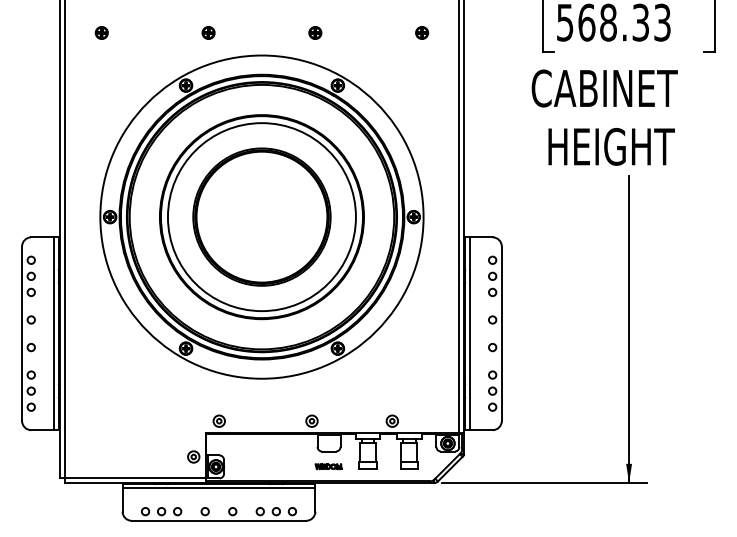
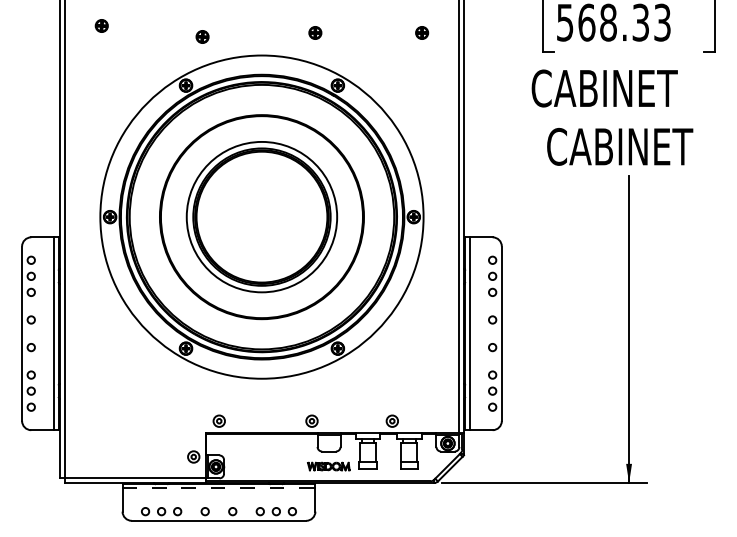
part position: (101, 32) -> (101, 25) (101, 25)
part position: (208, 32) -> (202, 36) (202, 36)
text: HEIGHT -> CABINET (620, 146)
circle diameter: 188 px -> 150 px (261, 216)
part size: 29x8 px -> 44x11 px (328, 466)
line: solid -> dashed (219, 488)
